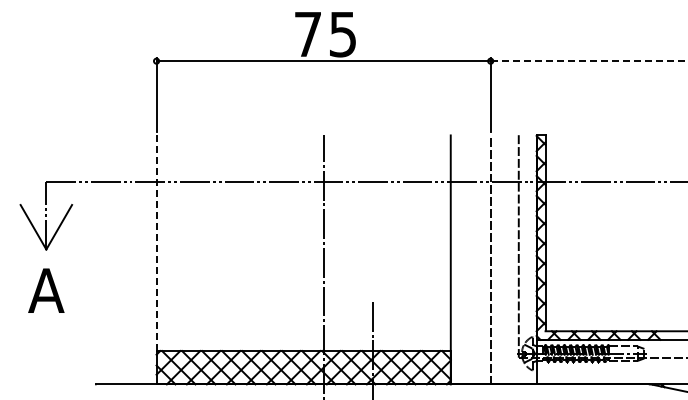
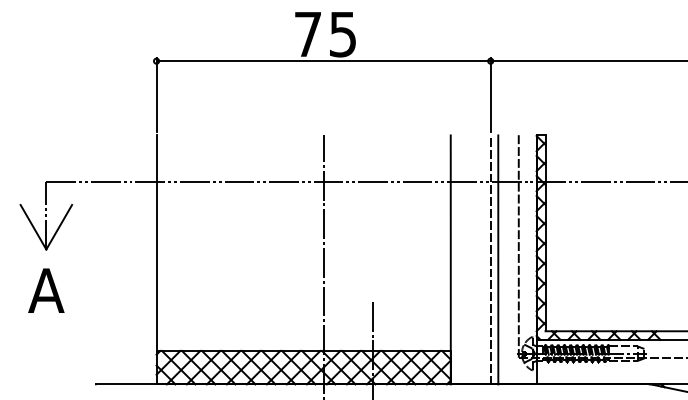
line: dashed -> solid (589, 61)
line: dashed -> solid (156, 243)
line: none -> present (498, 259)
